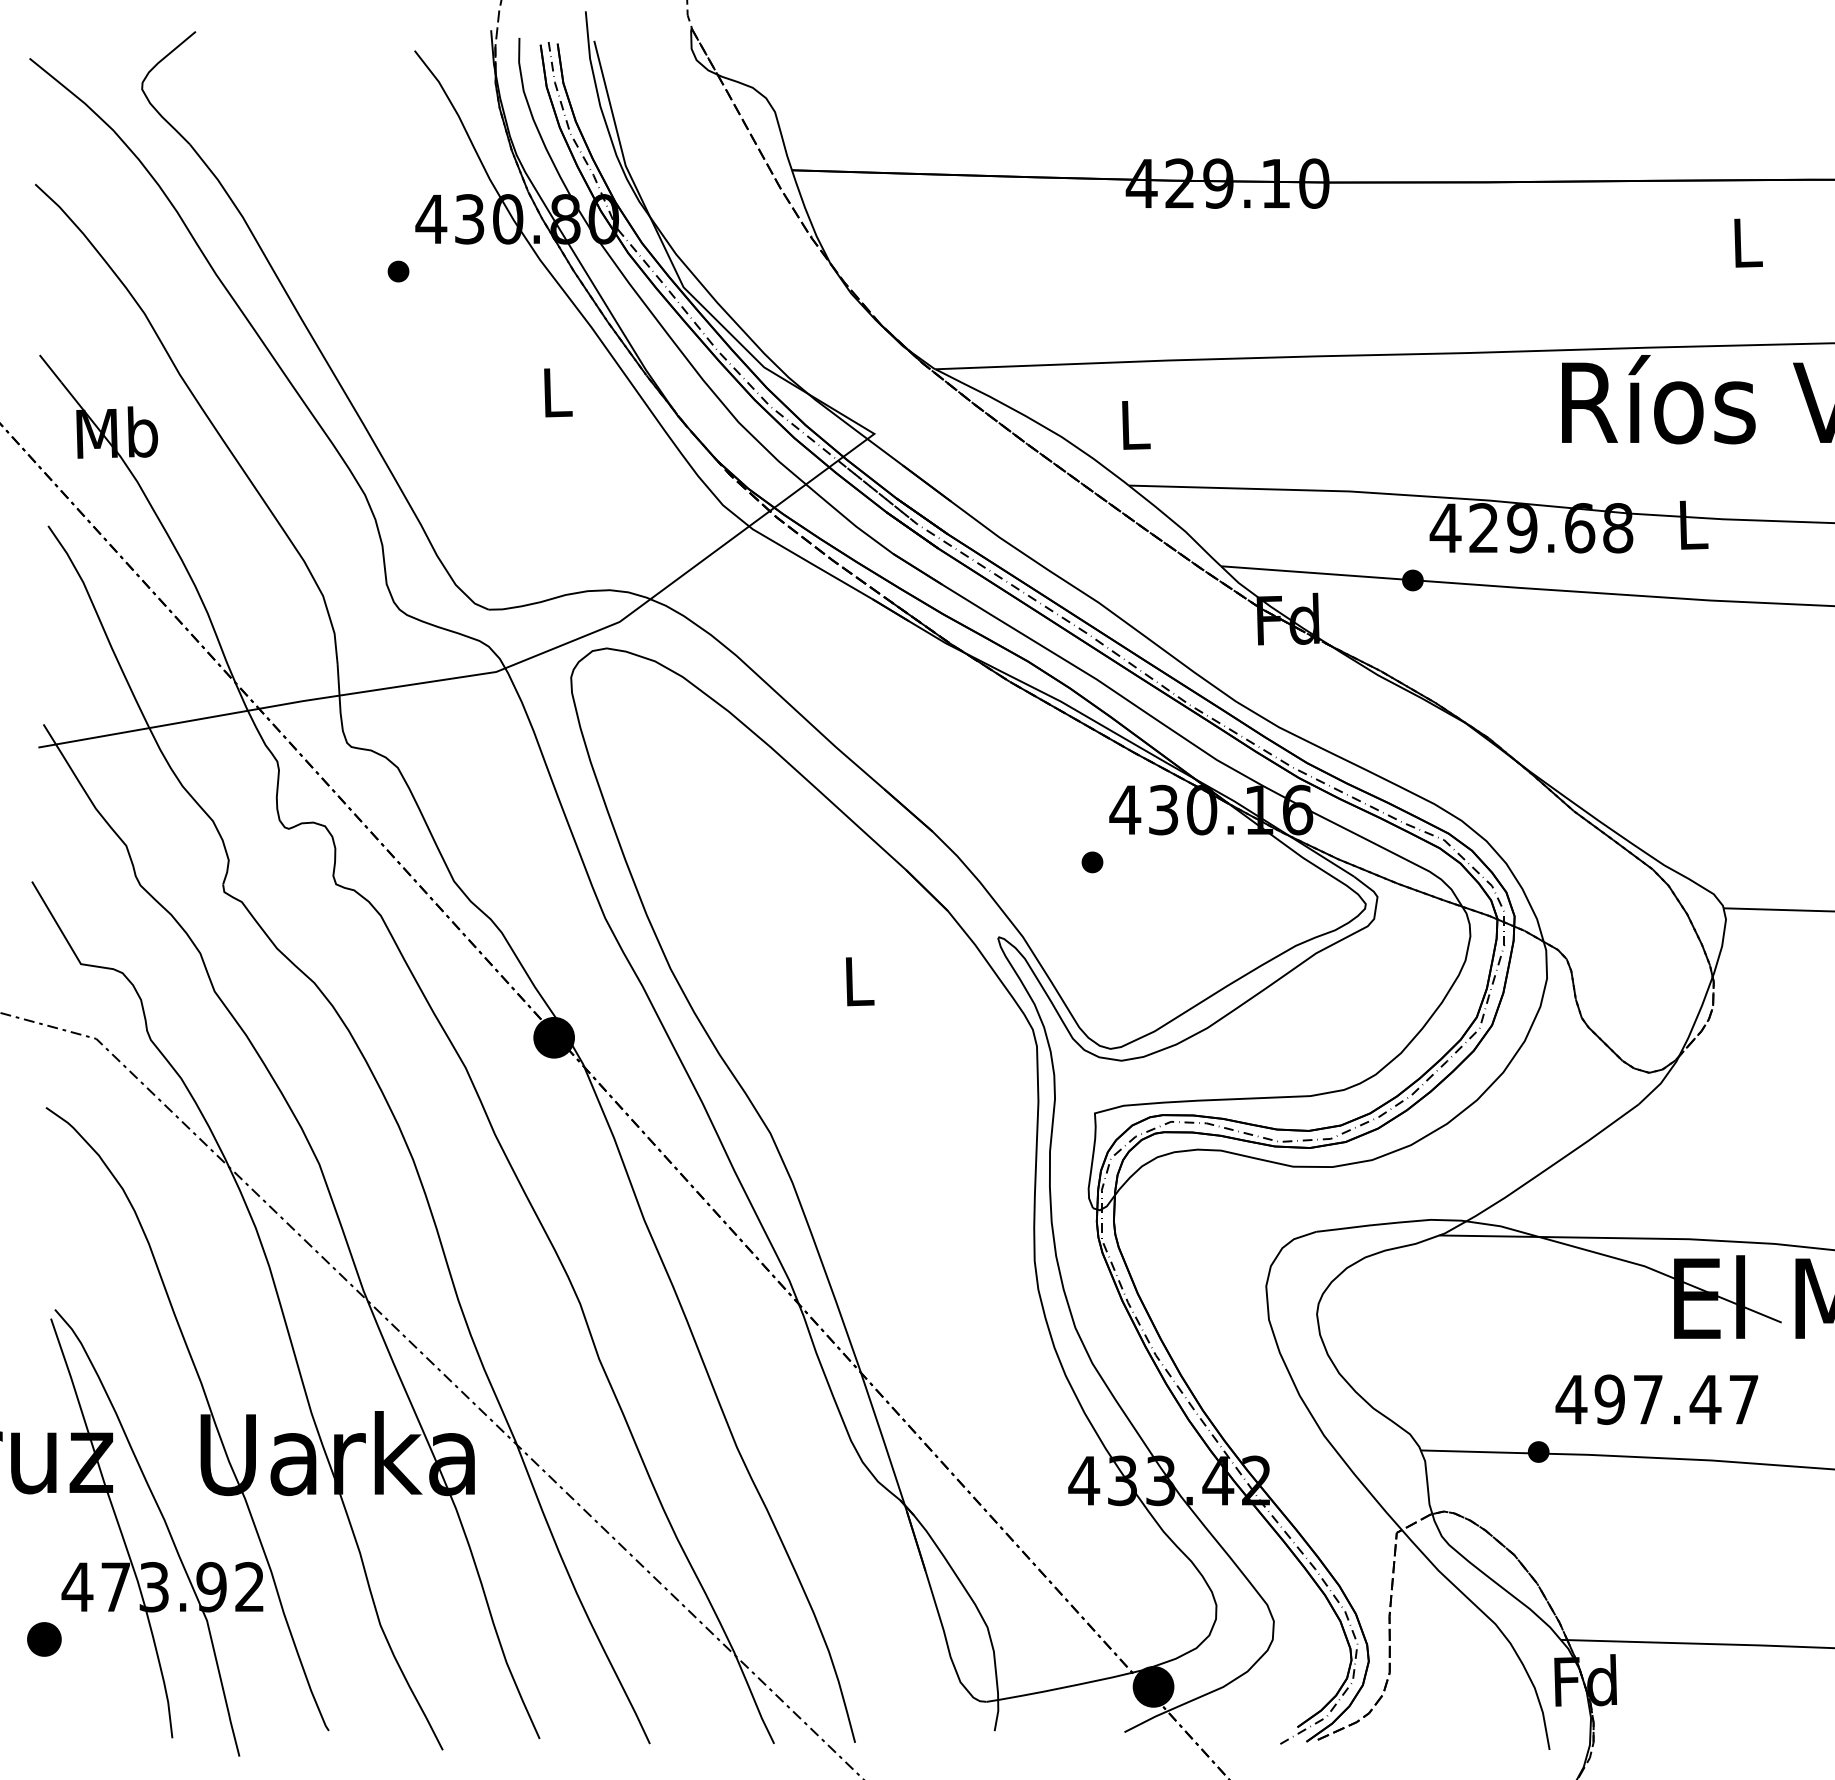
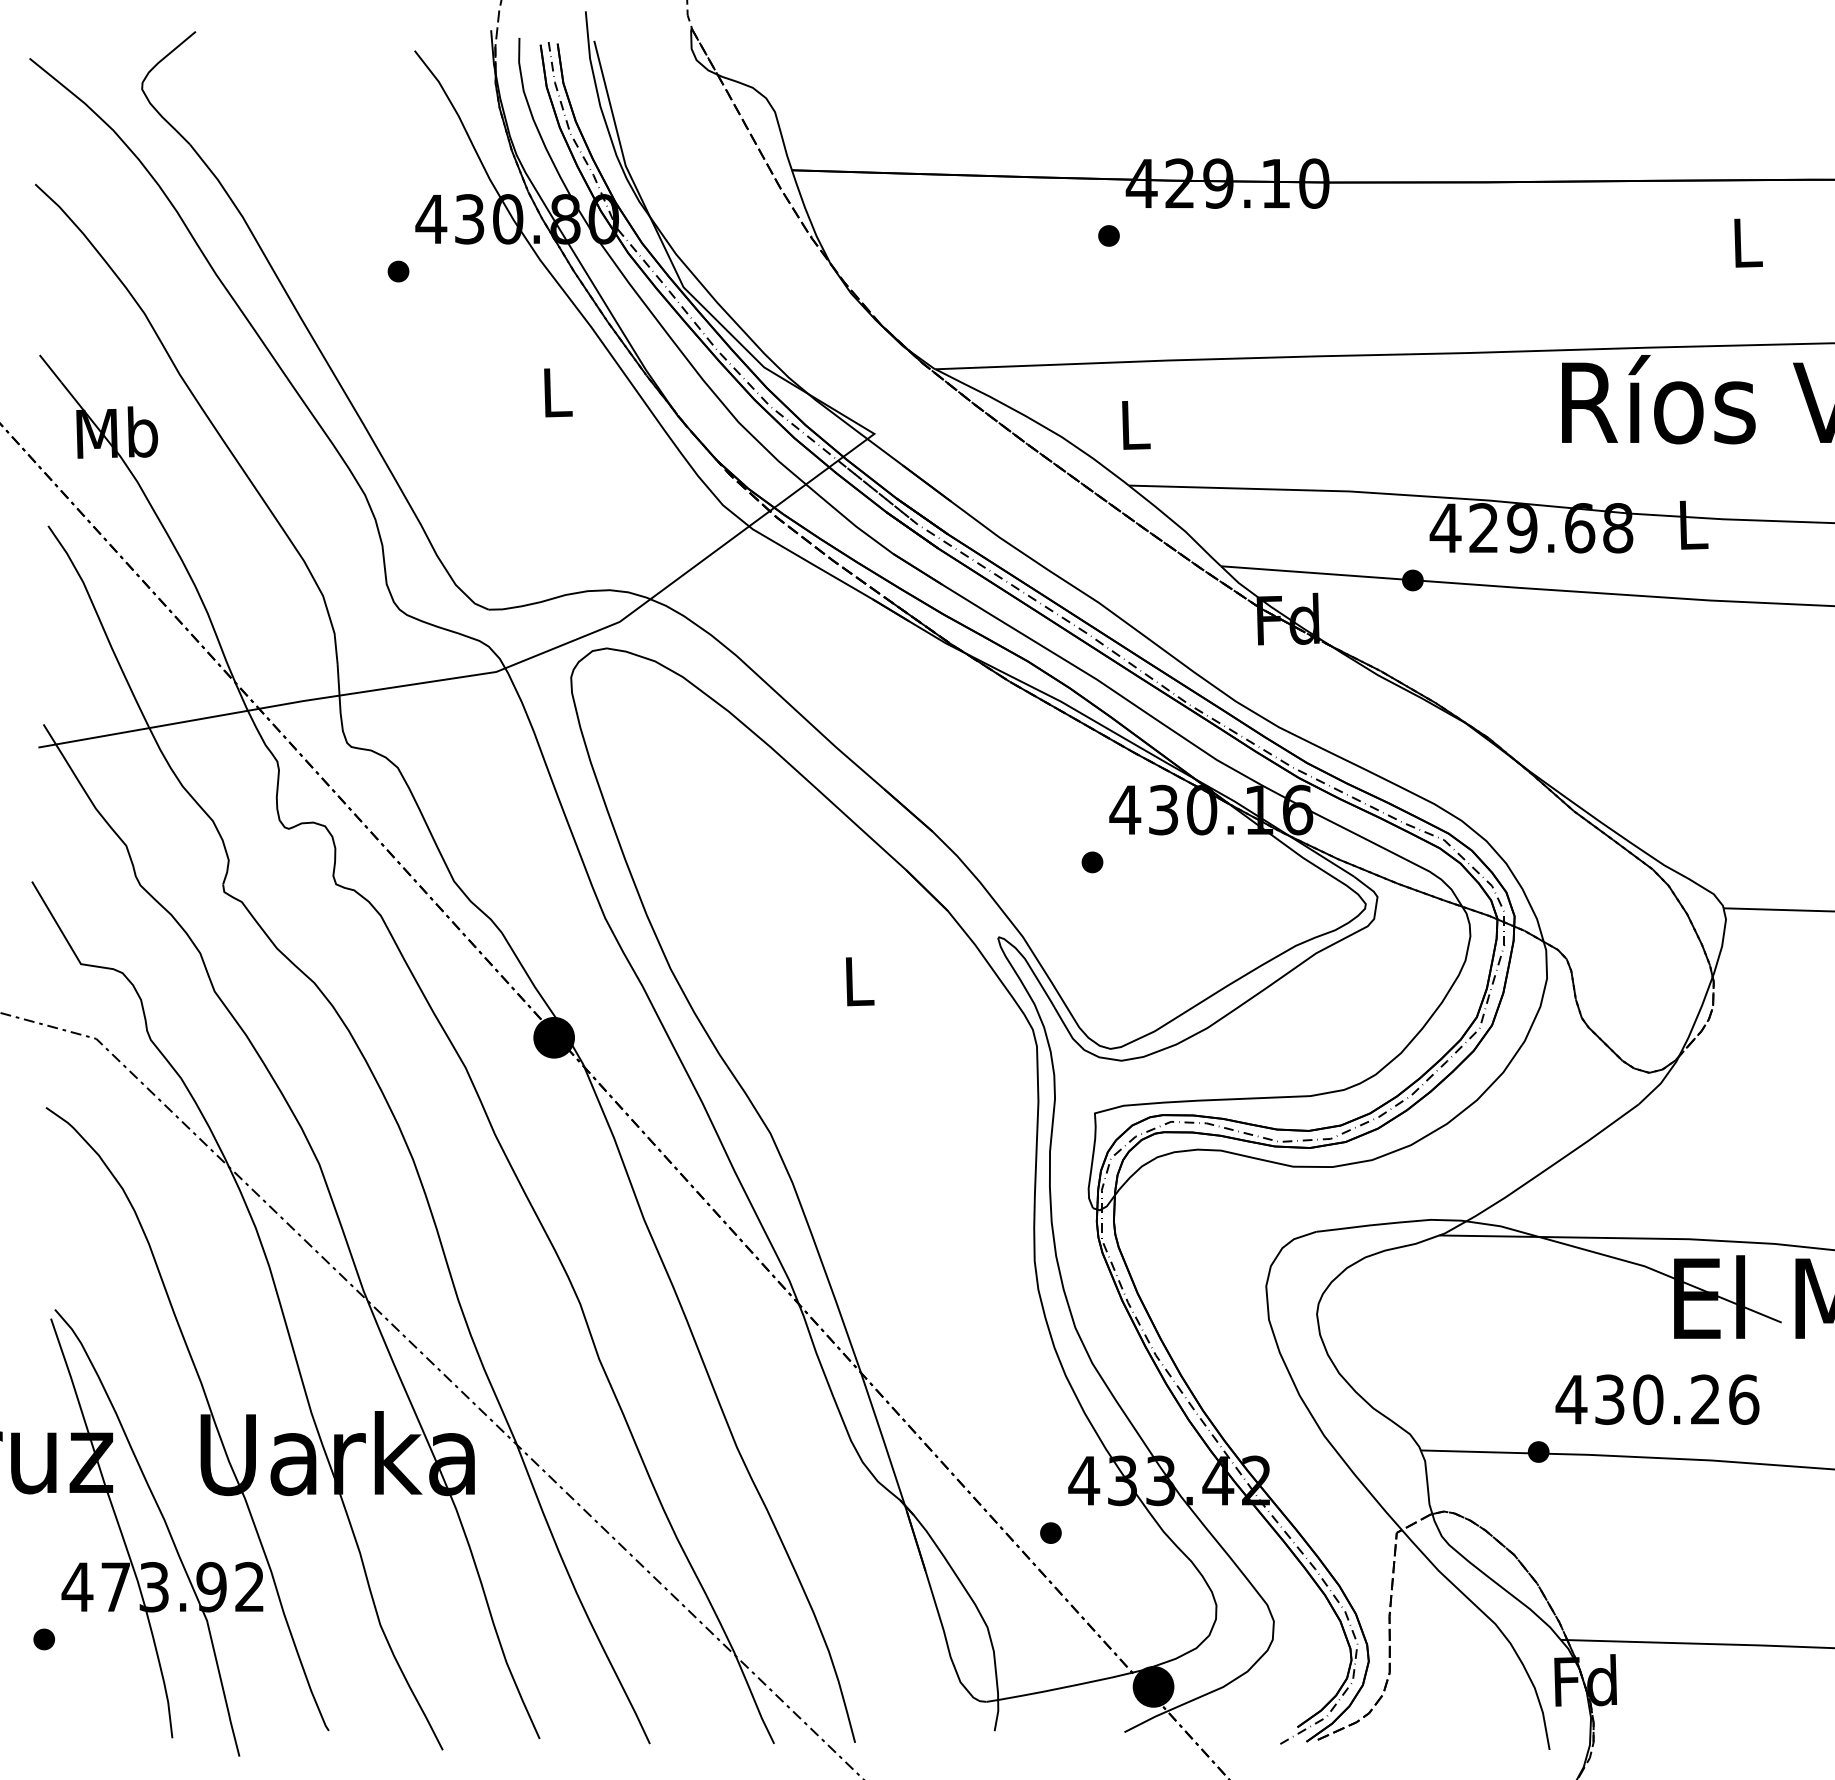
part: none -> present (1108, 235)
text: 497.47 -> 430.26 (1676, 1399)
part: none -> present (1050, 1532)
part size: 35x35 px -> 22x23 px (43, 1639)
